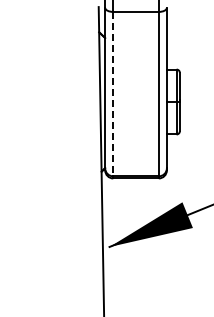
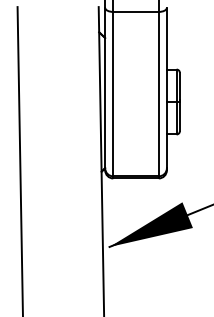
line: dashed -> solid (113, 94)
line: none -> present (19, 160)
